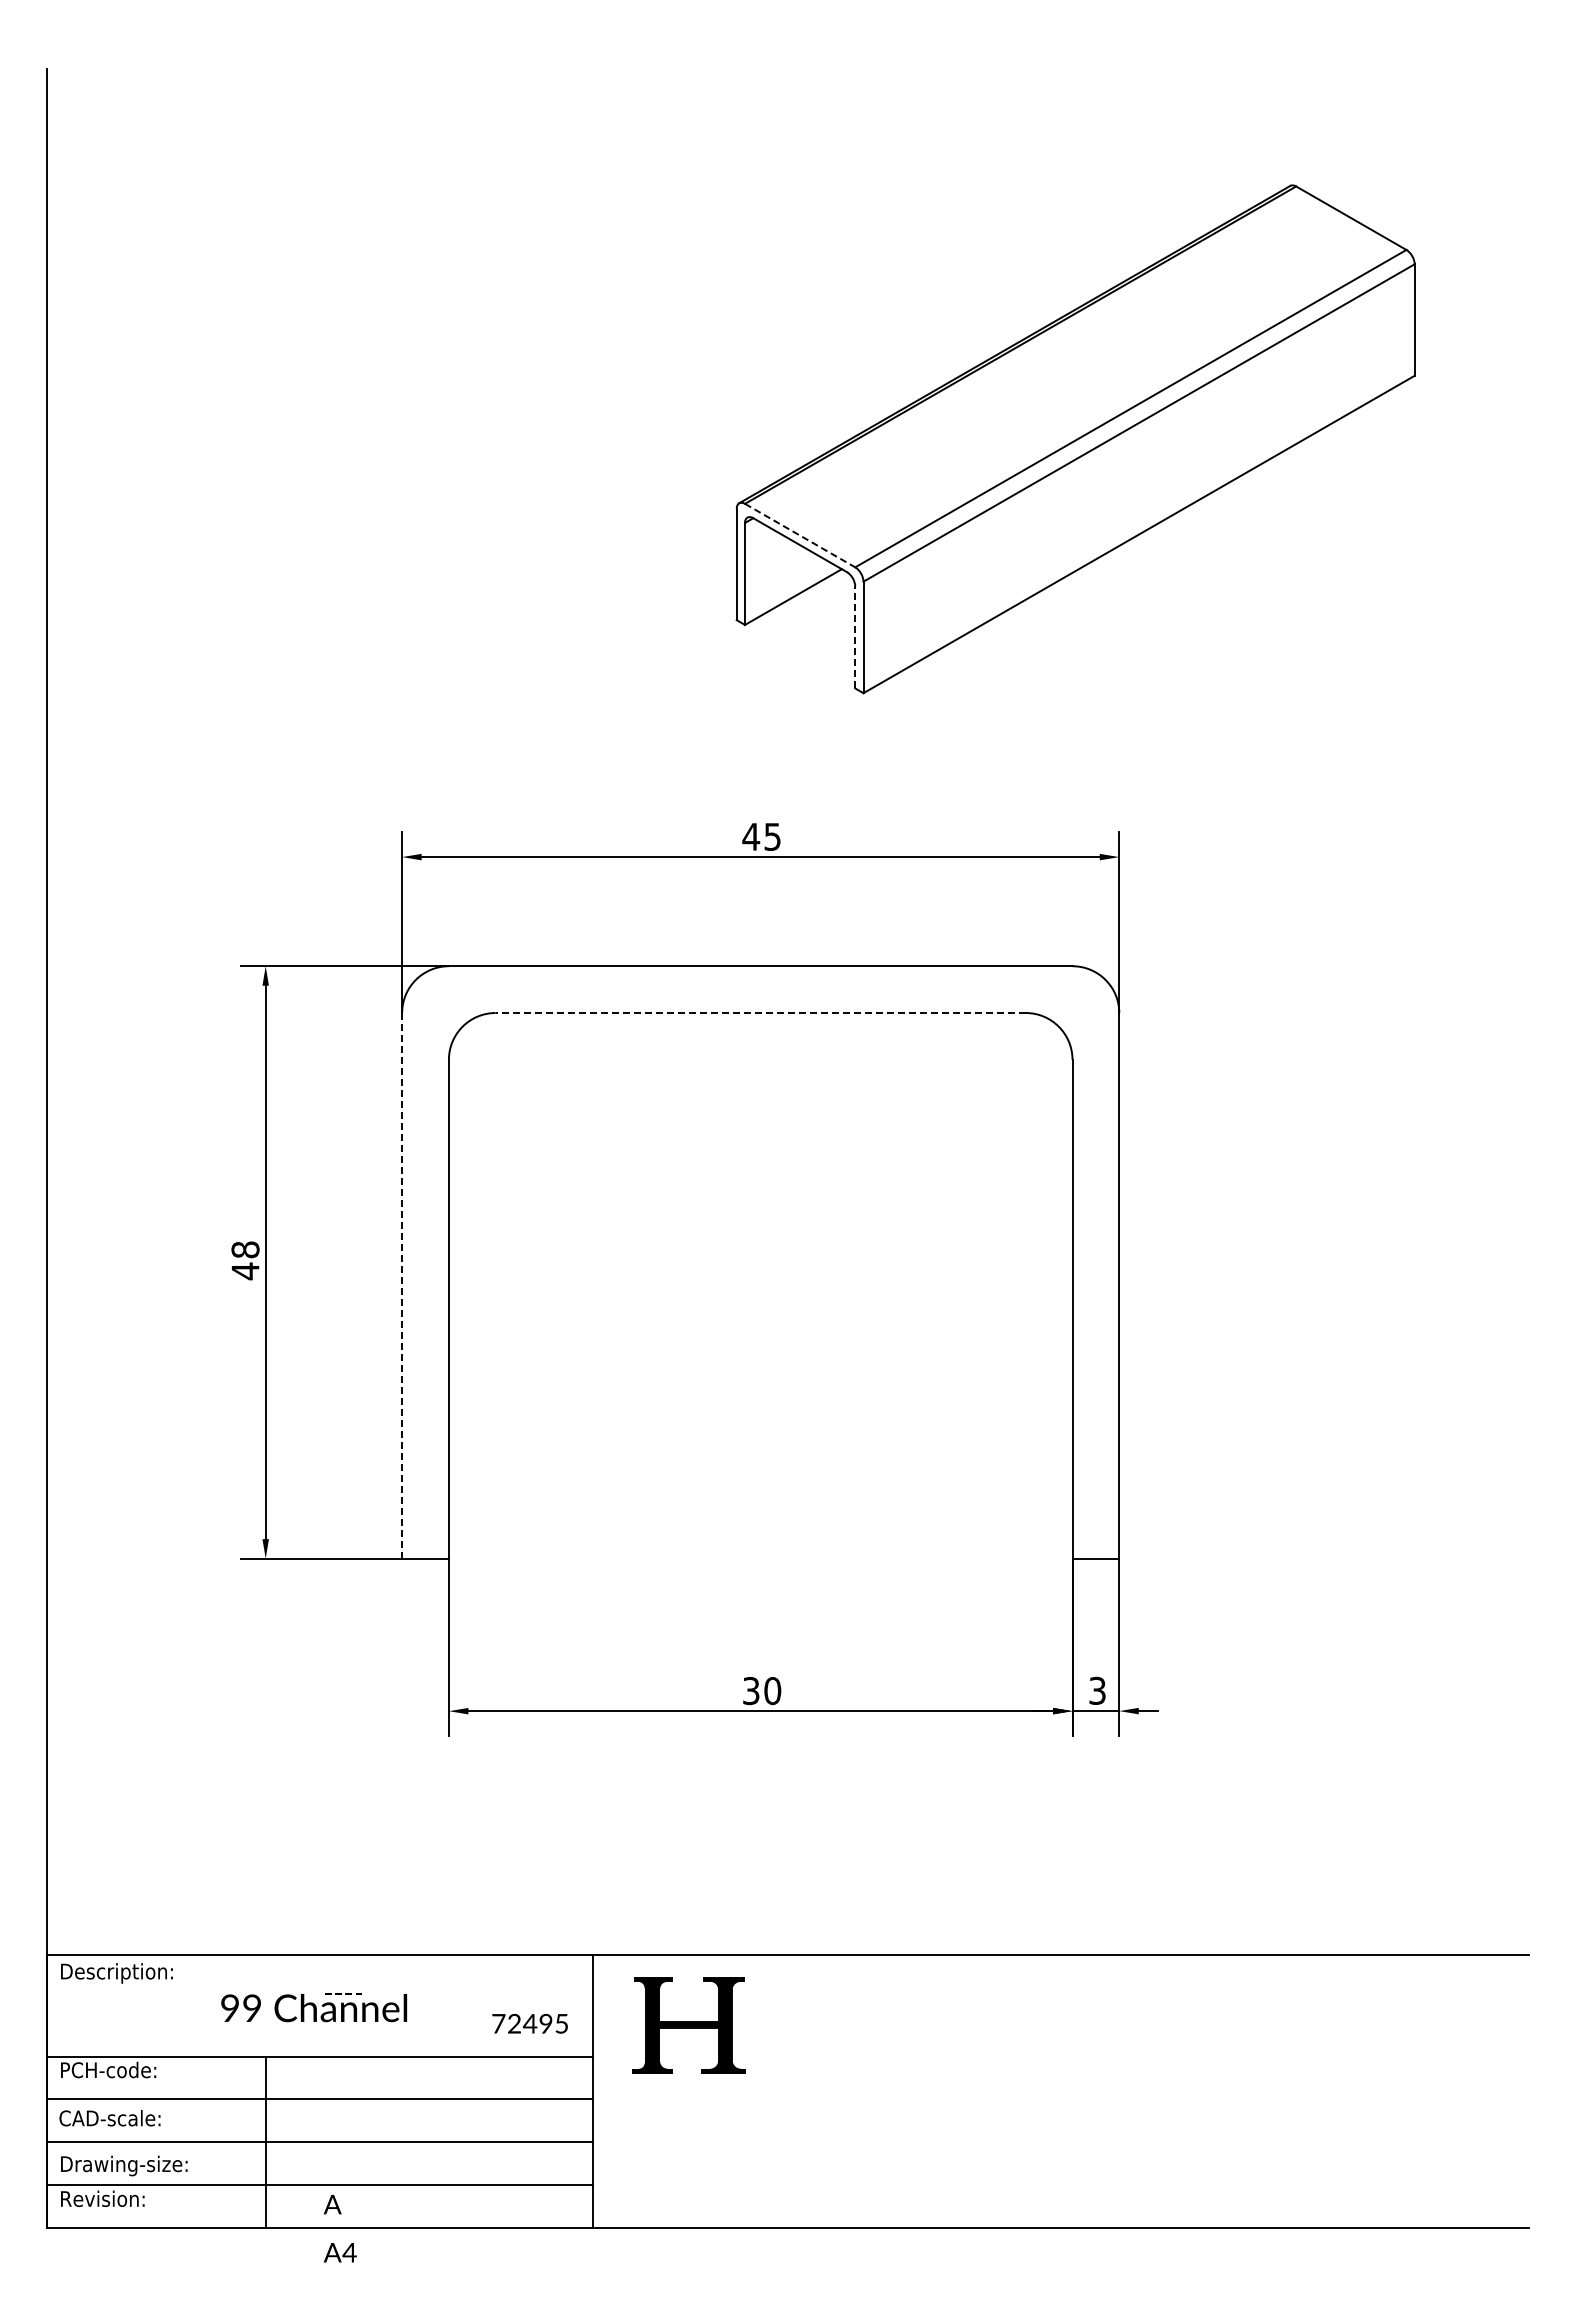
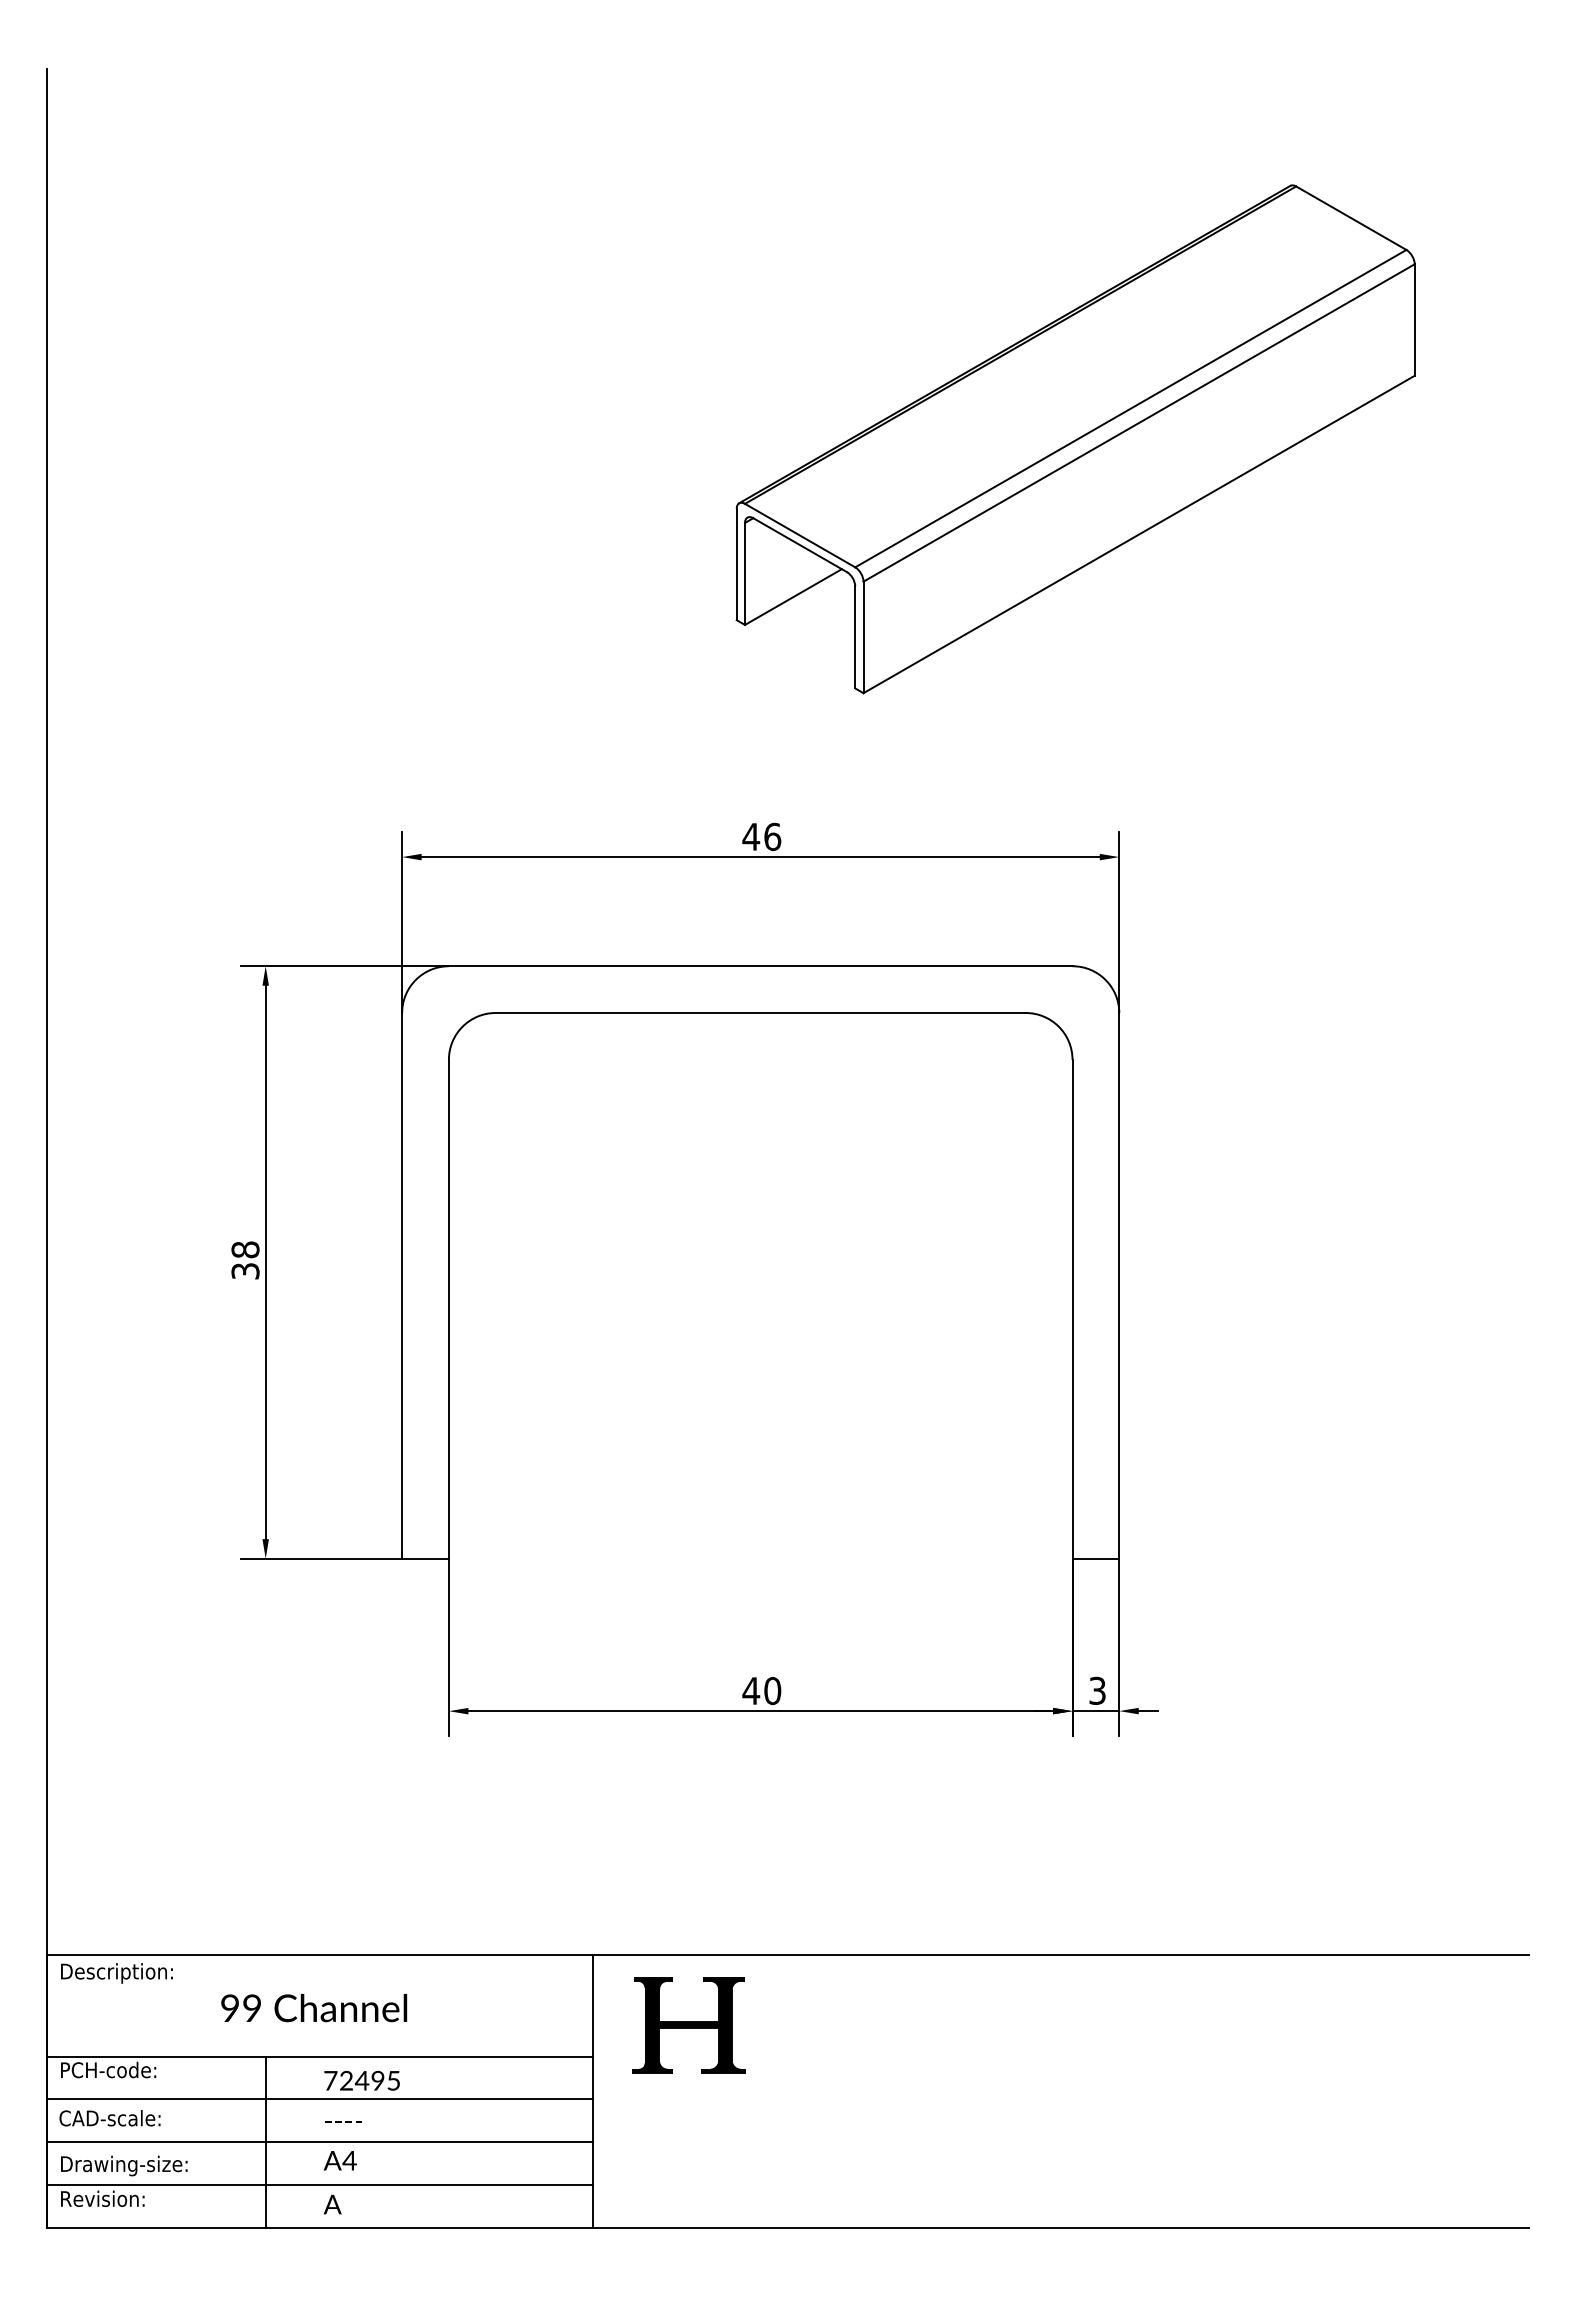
line: dashed -> solid (800, 535)
line: dashed -> solid (855, 637)
text: 45 -> 46 (772, 836)
line: dashed -> solid (760, 1013)
text: 48 -> 38 (245, 1271)
line: dashed -> solid (402, 1285)
text: 30 -> 40 (751, 1691)
text position: (343, 1993) -> (343, 2121) (343, 2121)
text position: (529, 2023) -> (361, 2080) (361, 2080)
text position: (339, 2252) -> (339, 2160) (339, 2160)
